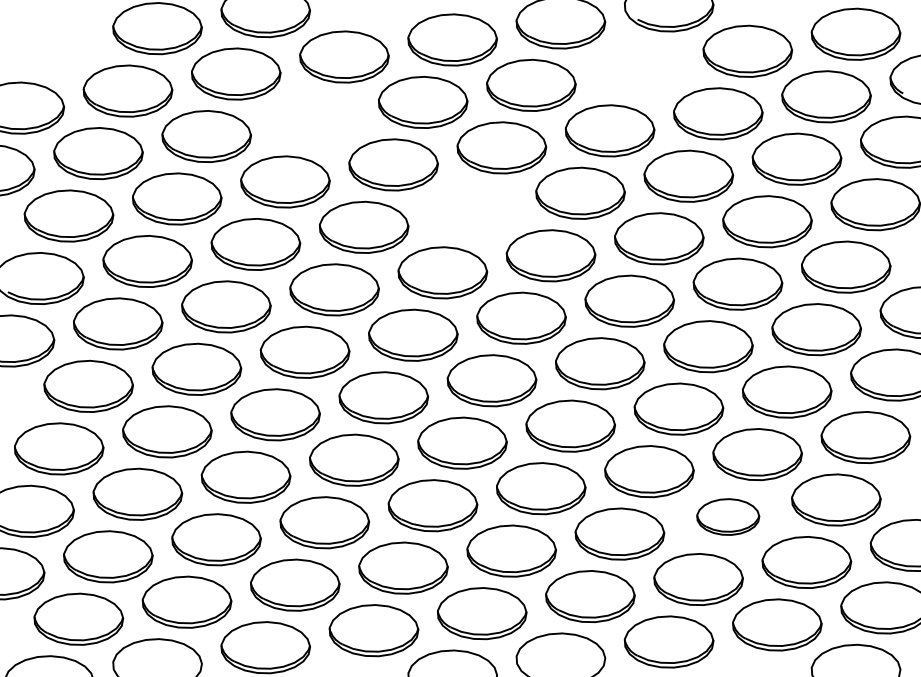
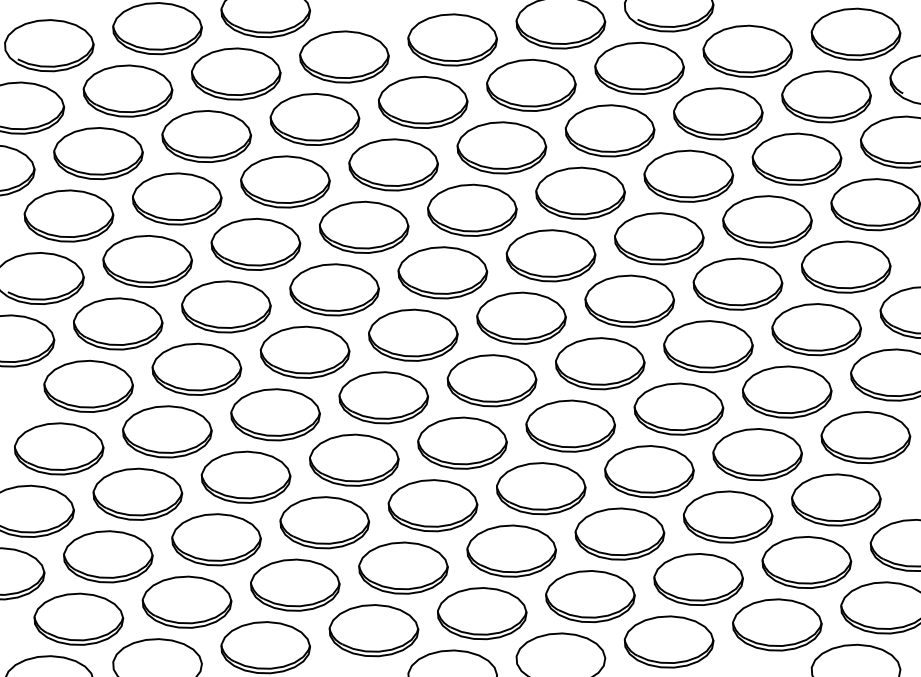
part: none -> present (49, 45)
part: none -> present (639, 67)
part: none -> present (314, 119)
part: none -> present (472, 209)
part size: 65x38 px -> 91x54 px (728, 516)
